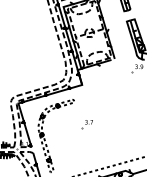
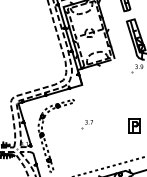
part: none -> present (134, 125)
